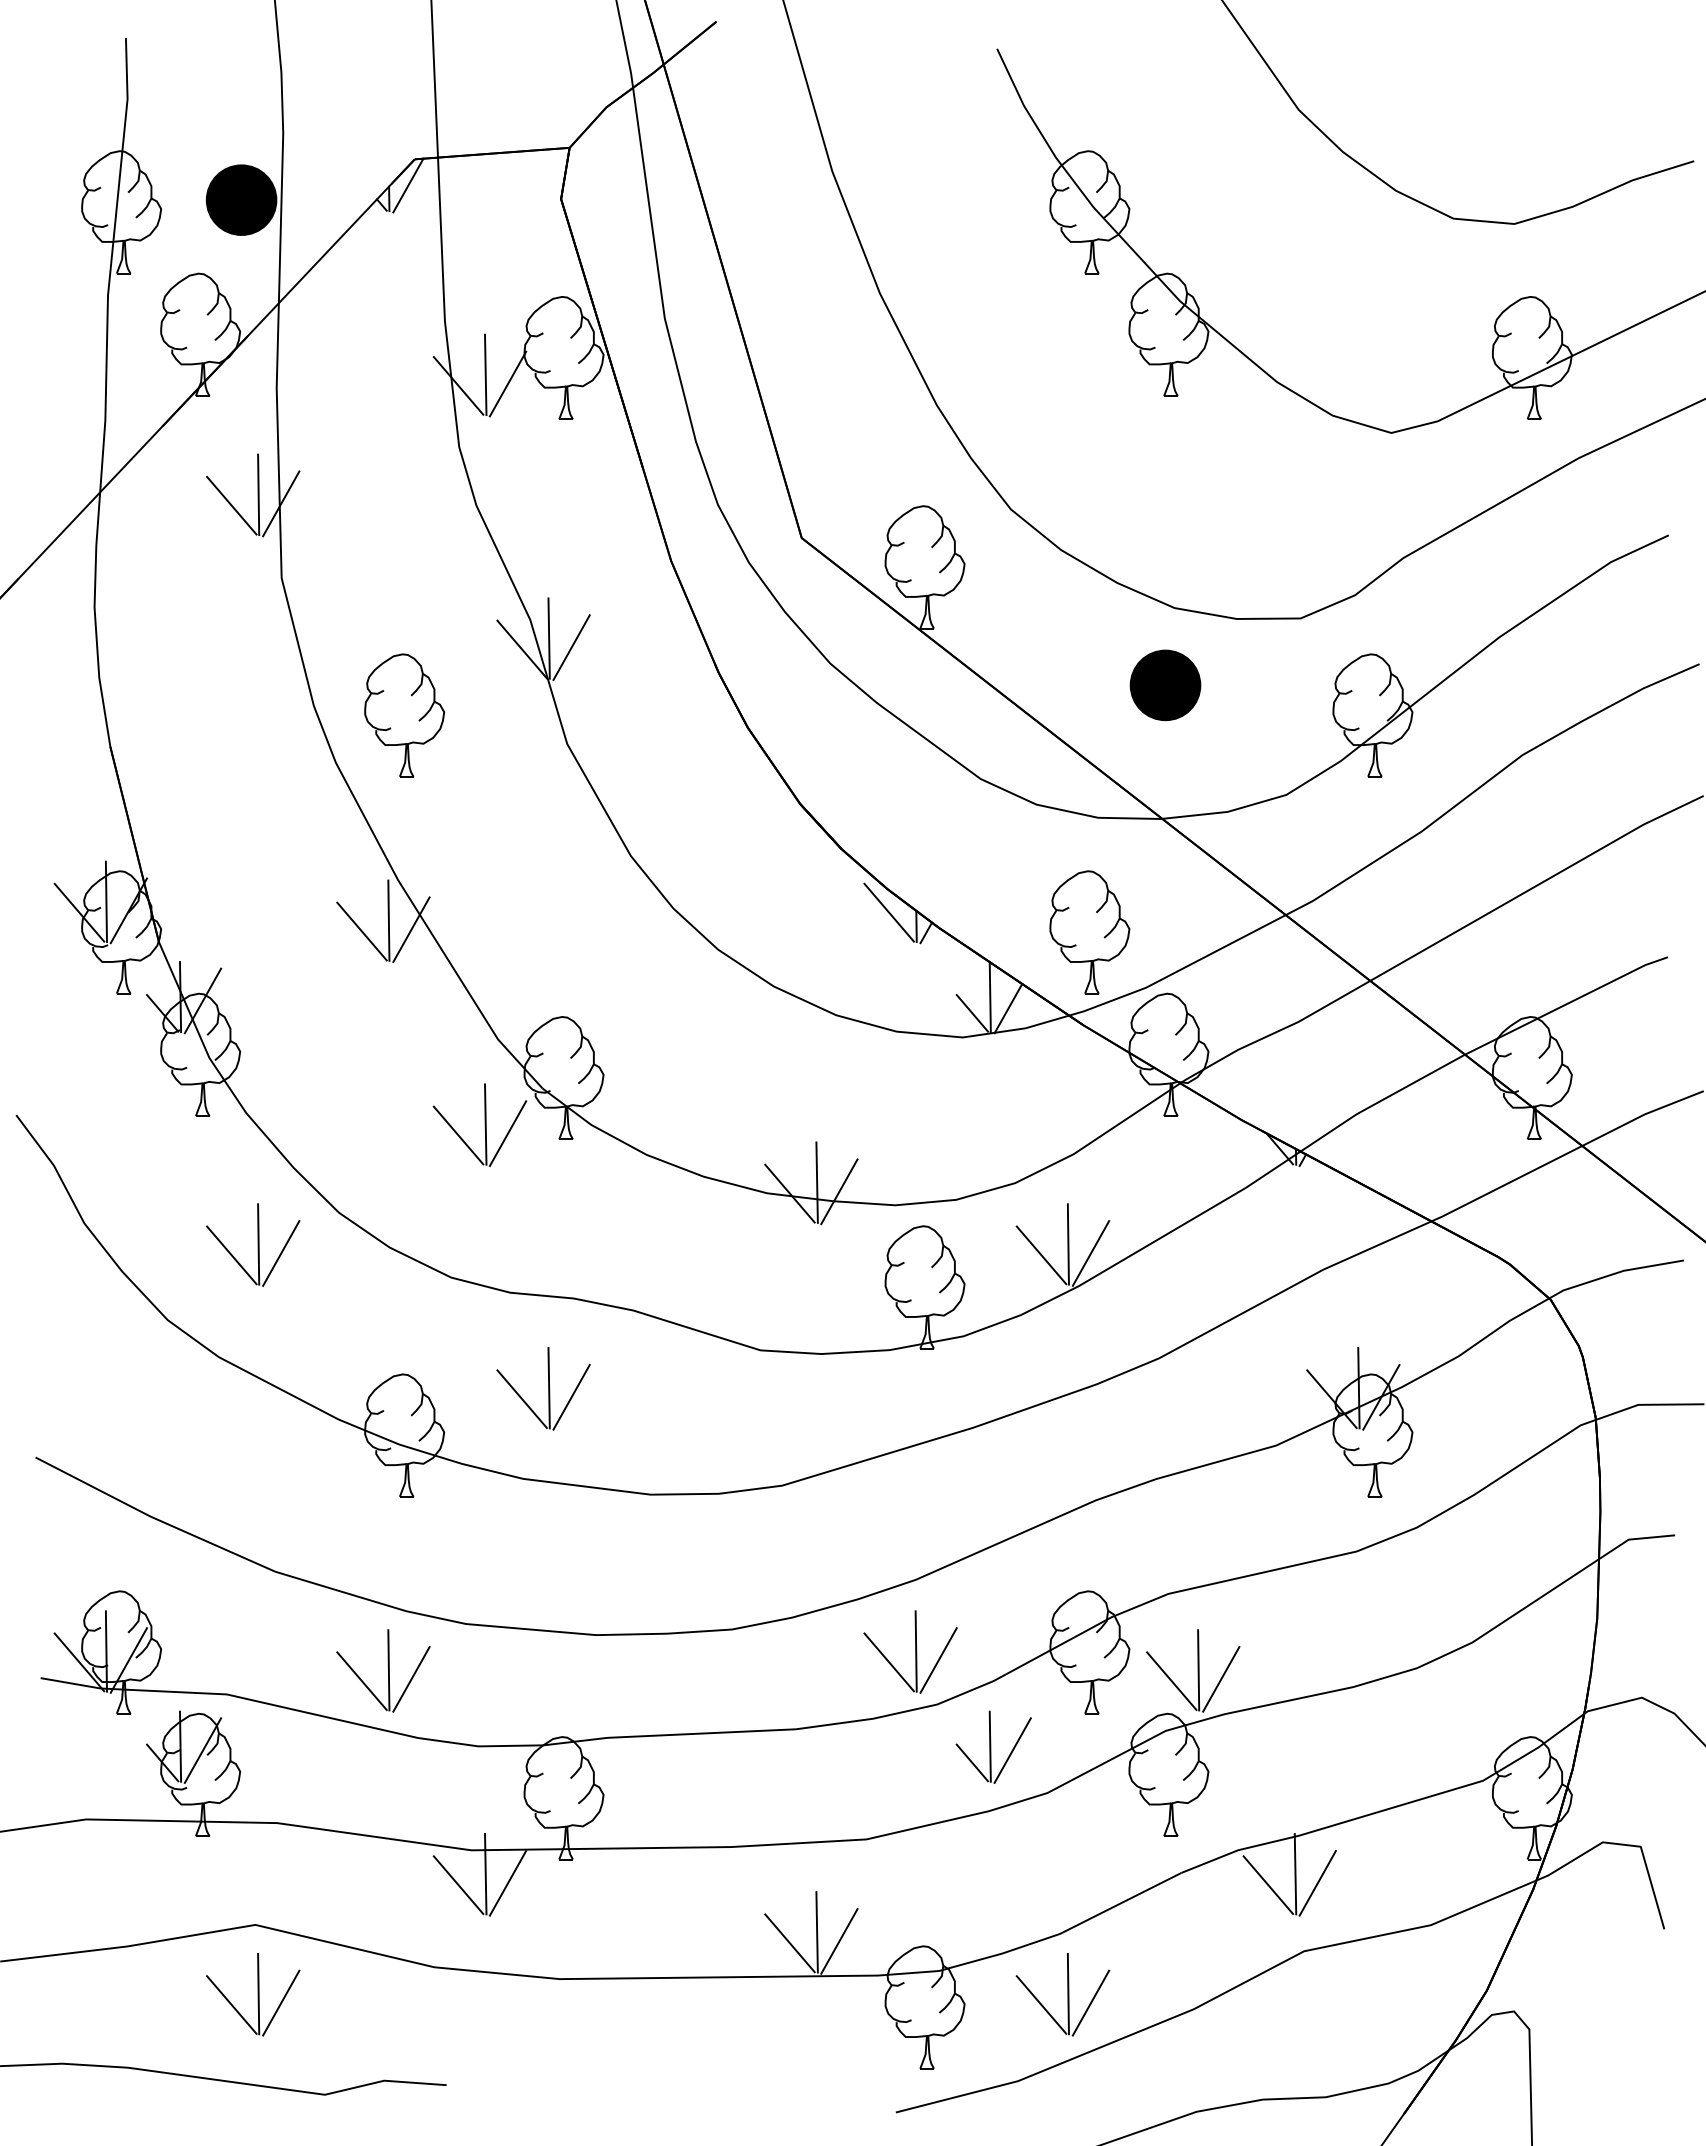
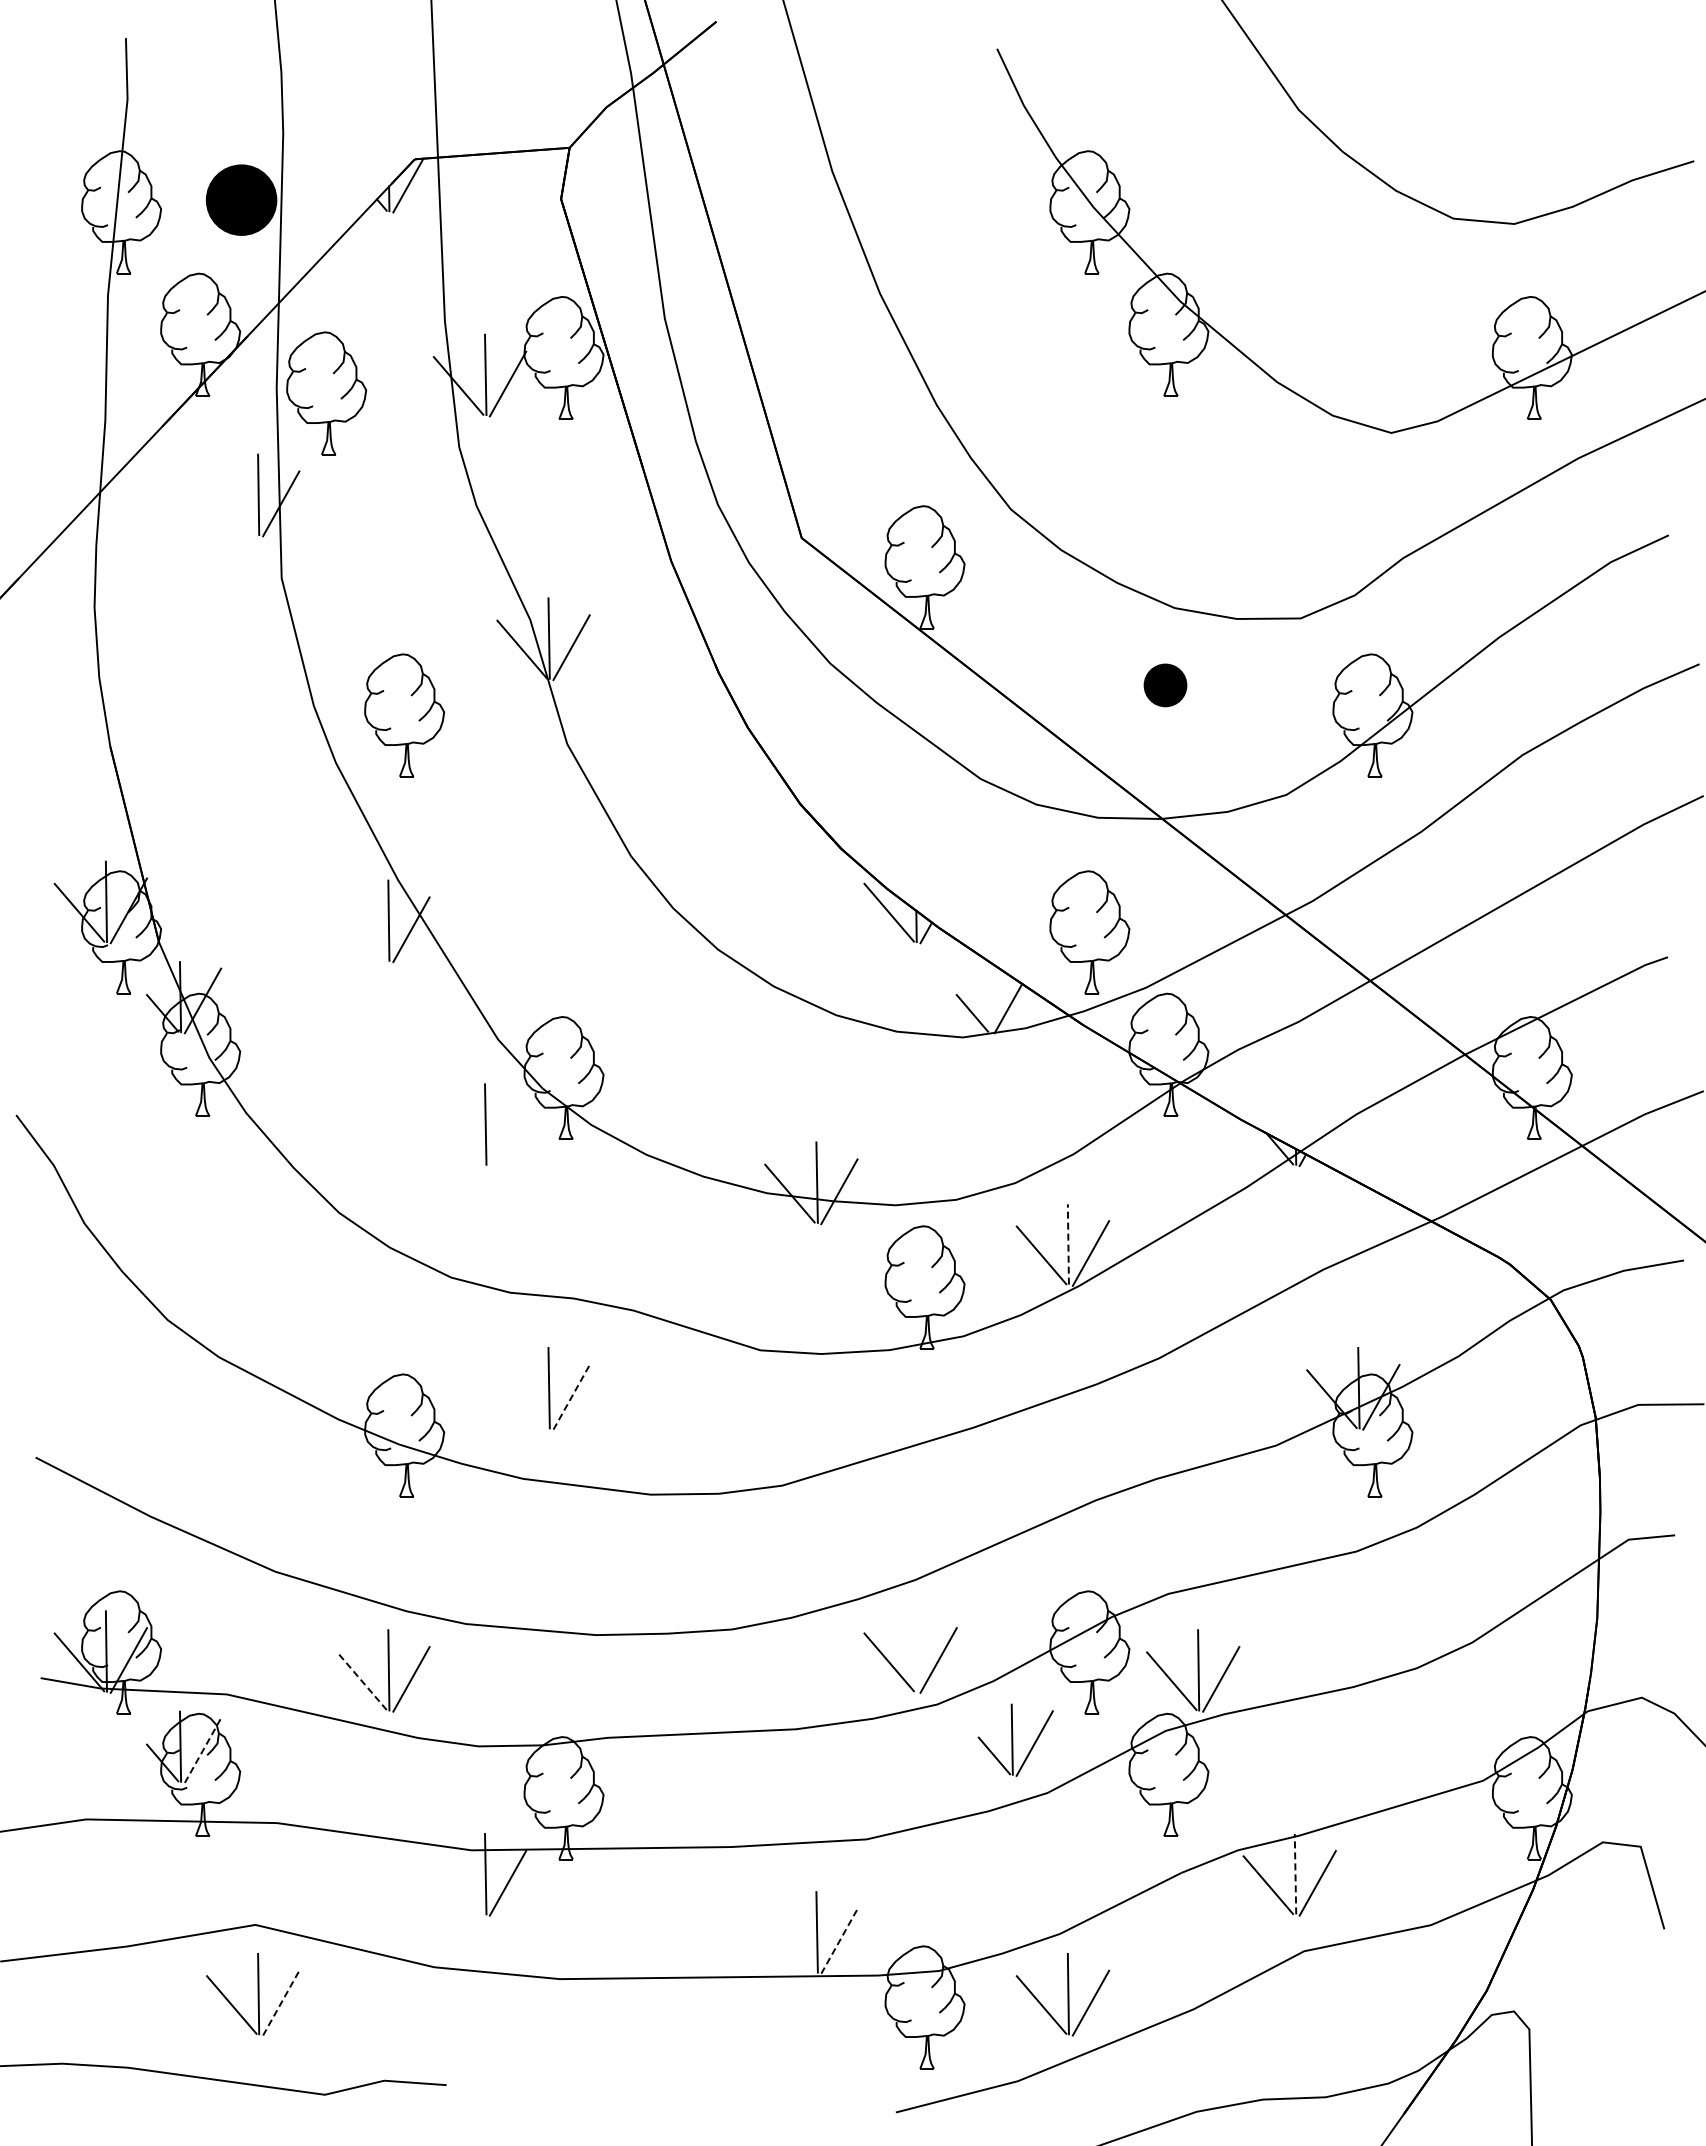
part: none -> present (326, 393)
line: present -> none (231, 505)
part size: 73x73 px -> 45x45 px (1165, 685)
line: present -> none (361, 931)
line: present -> none (989, 997)
line: present -> none (507, 1133)
line: present -> none (458, 1135)
line: solid -> dashed (1068, 1243)
part: present -> none (253, 1244)
line: solid -> dashed (571, 1396)
line: present -> none (521, 1399)
line: present -> none (915, 1651)
line: solid -> dashed (362, 1681)
part position: (993, 1746) -> (1015, 1739) (1015, 1739)
line: solid -> dashed (203, 1750)
line: solid -> dashed (1295, 1873)
line: present -> none (458, 1885)
line: solid -> dashed (839, 1940)
line: present -> none (789, 1943)
line: solid -> dashed (281, 2002)
